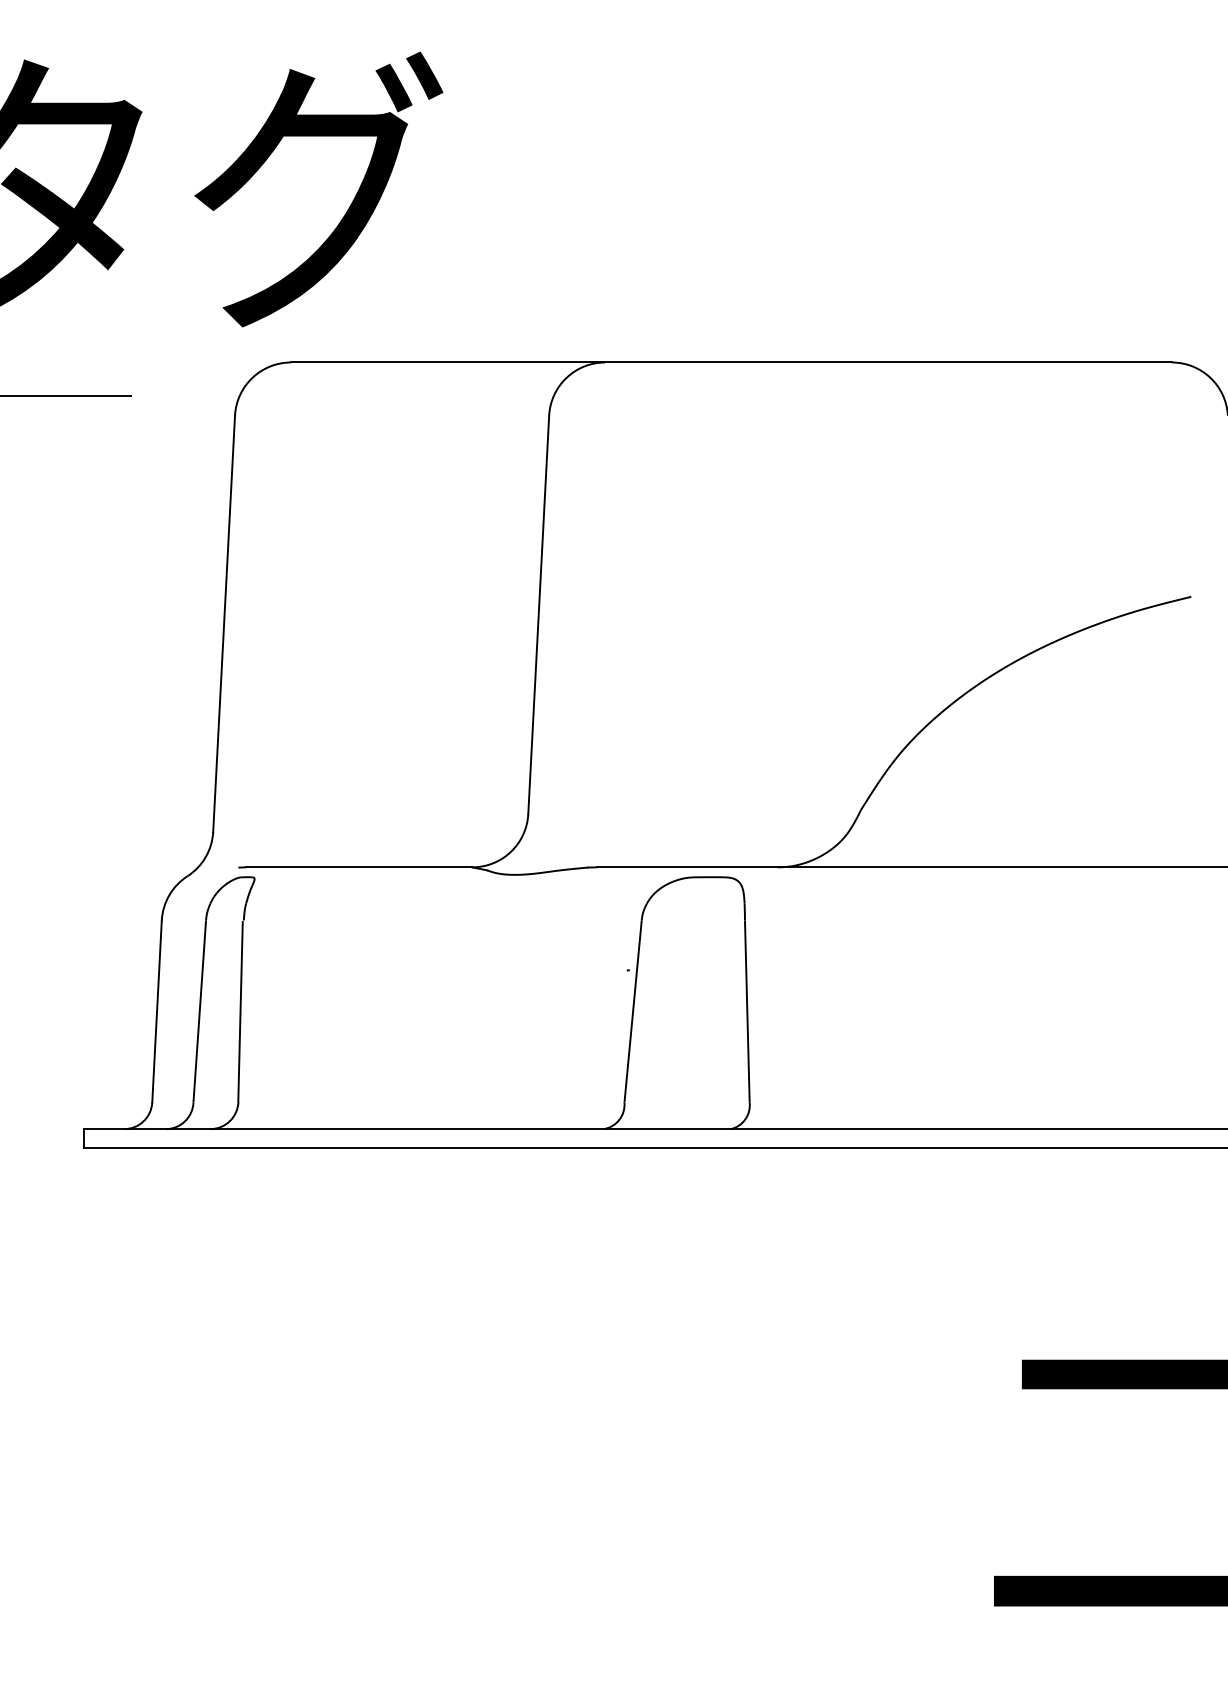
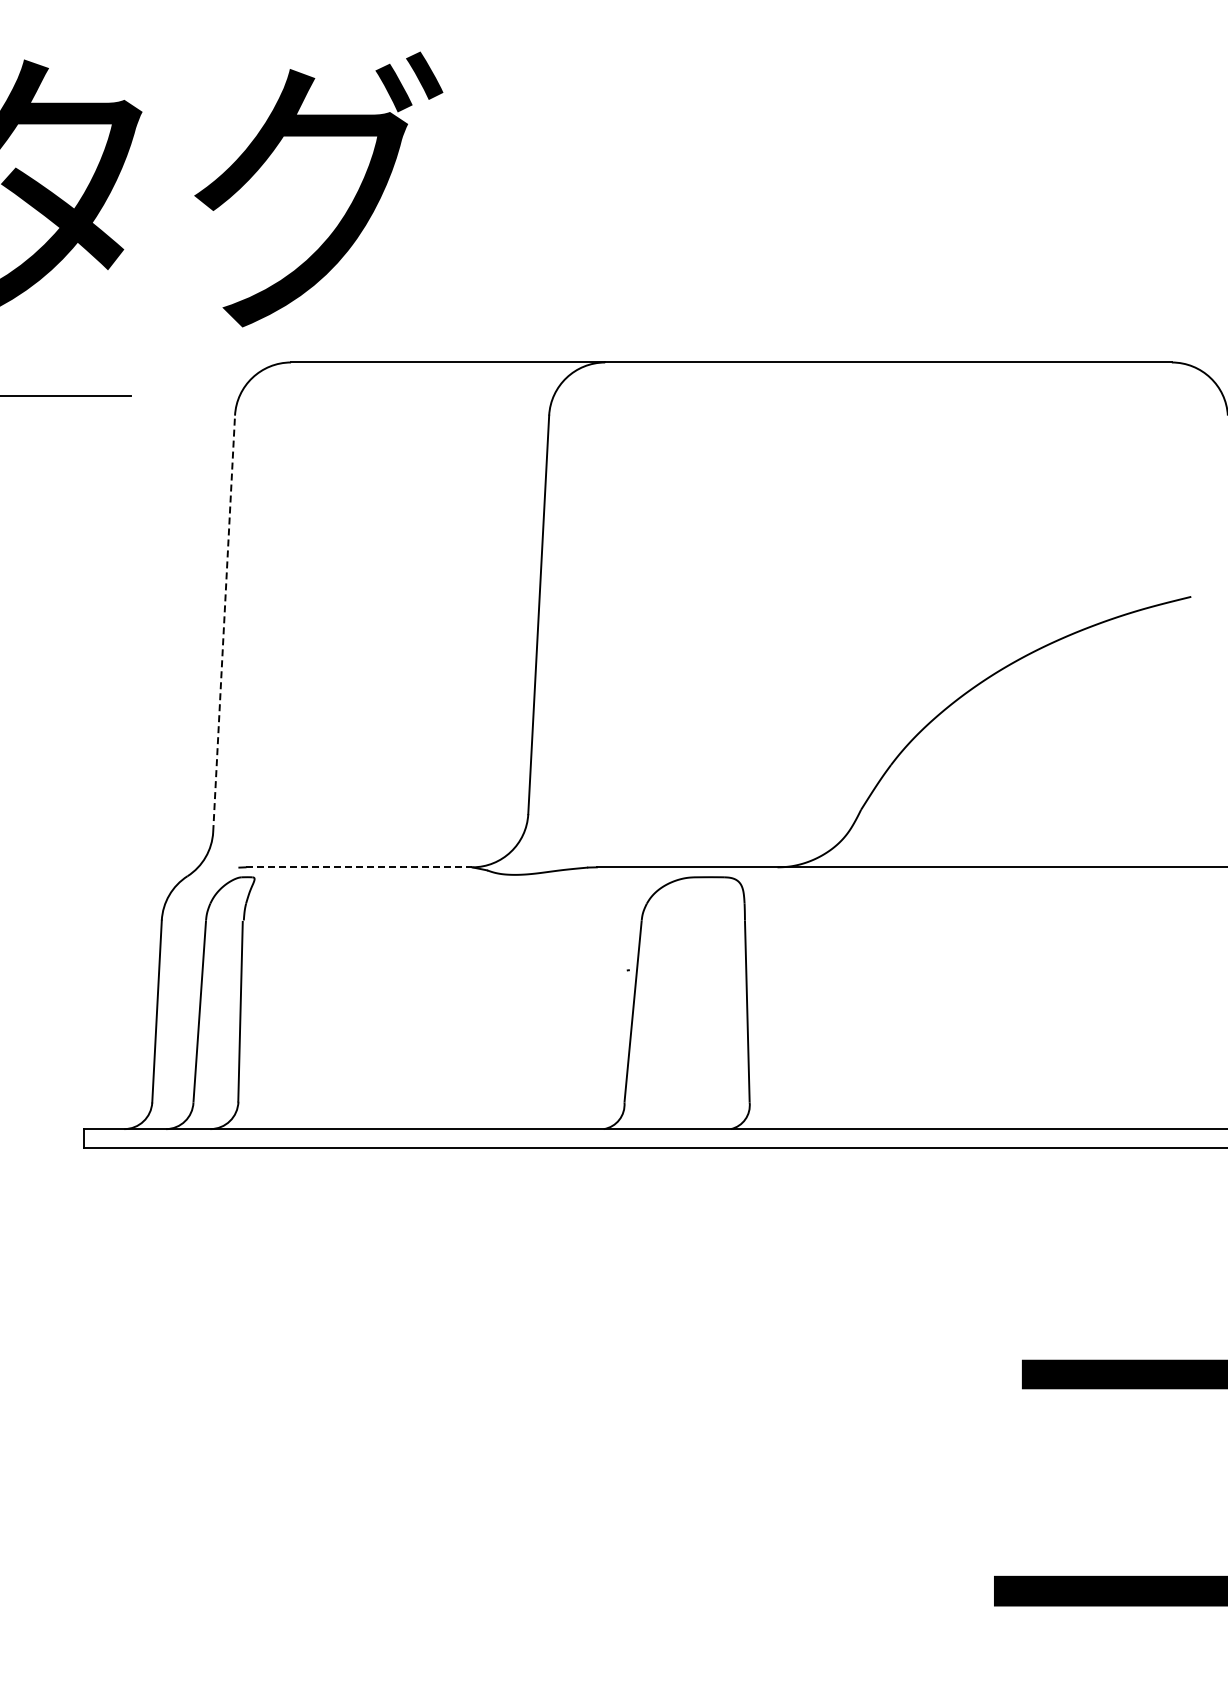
line: solid -> dashed (224, 623)
line: solid -> dashed (359, 867)
